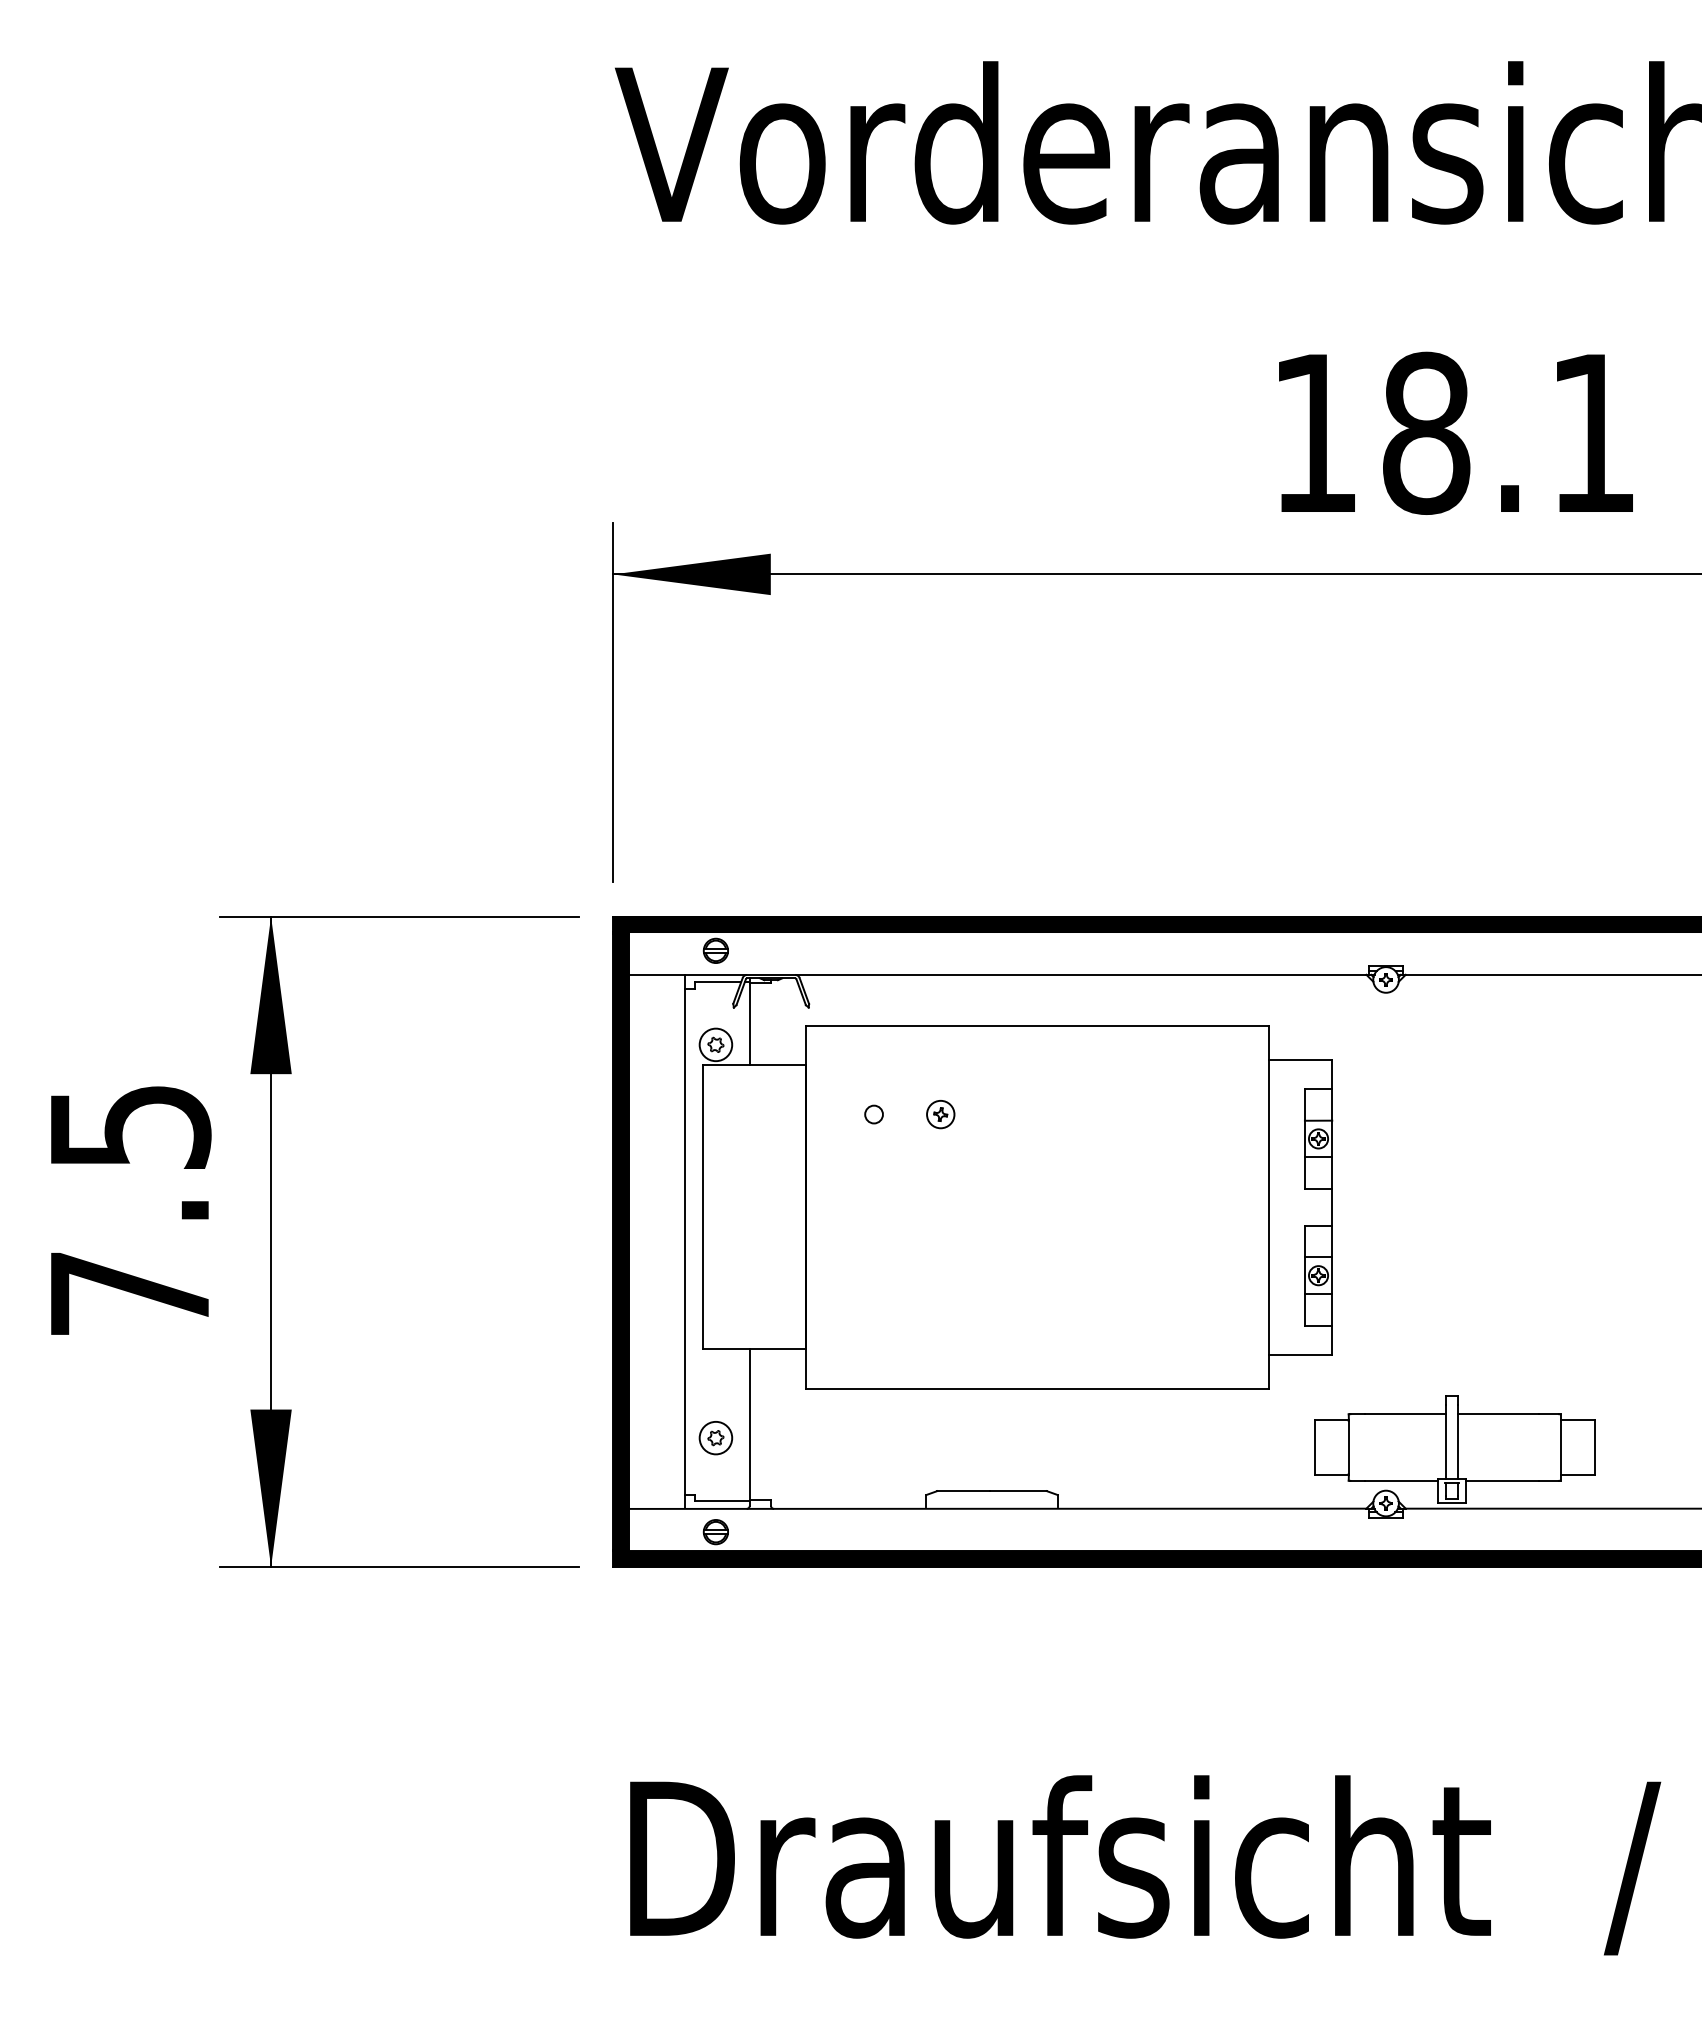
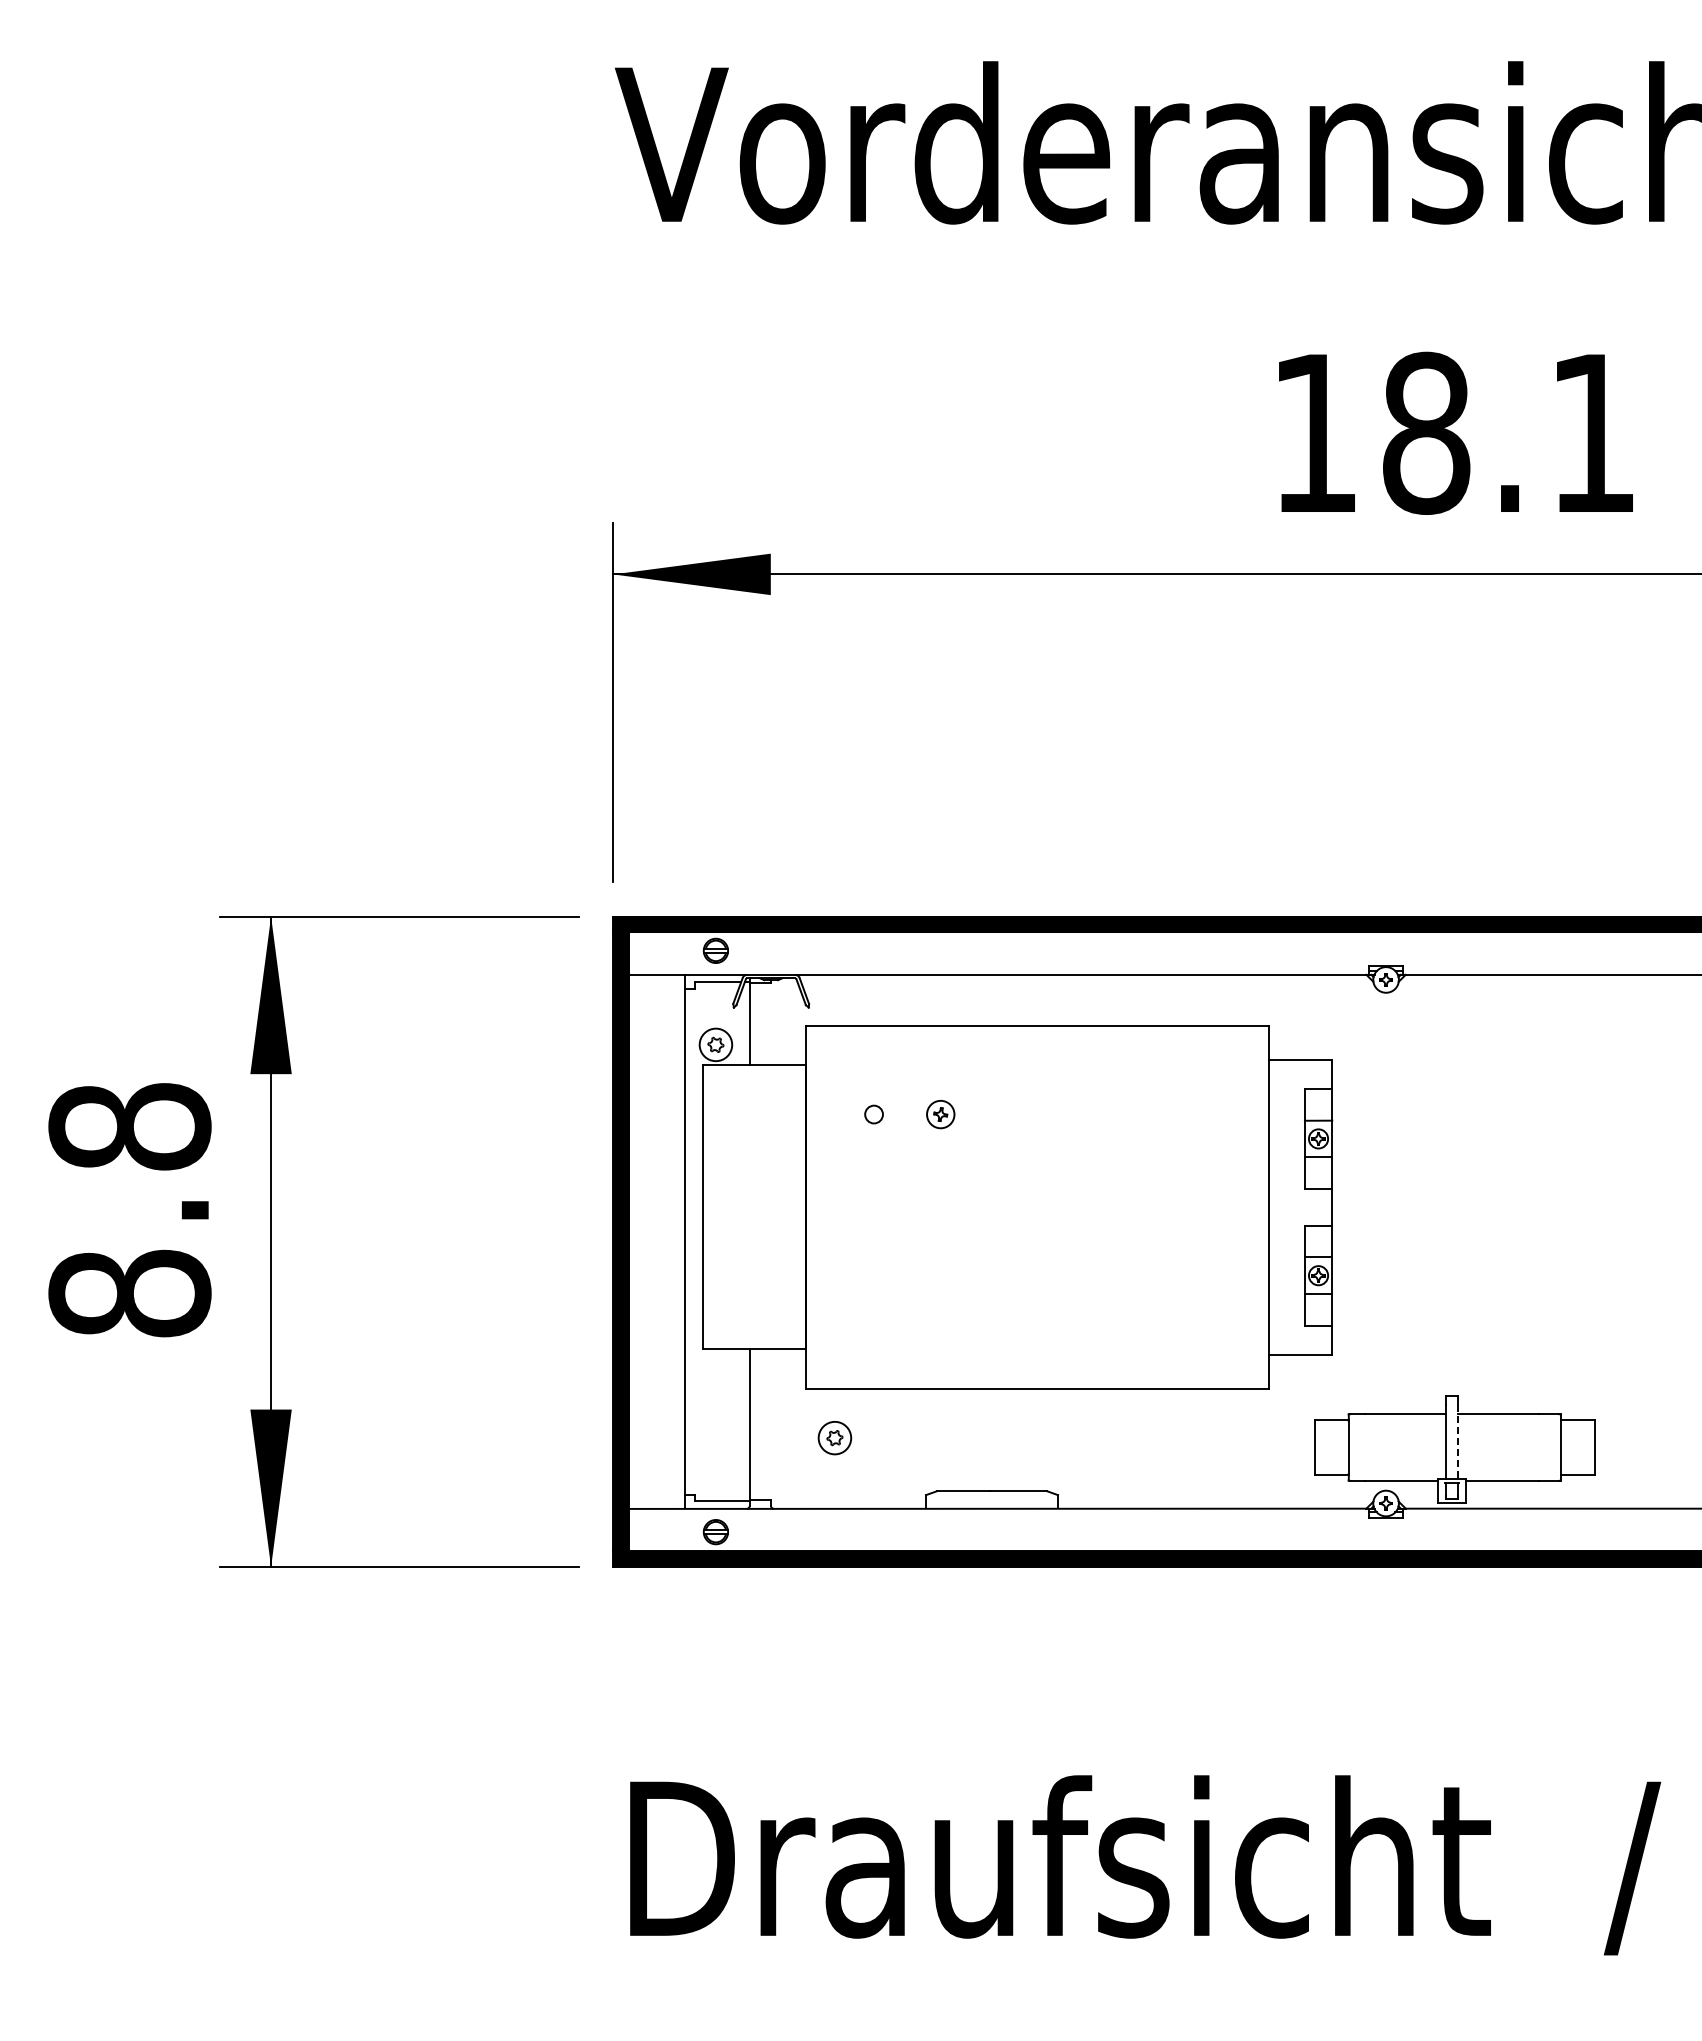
text: 7.5 -> 8.8 (129, 1210)
part position: (715, 1438) -> (834, 1438) (834, 1438)
line: solid -> dashed (1457, 1442)
